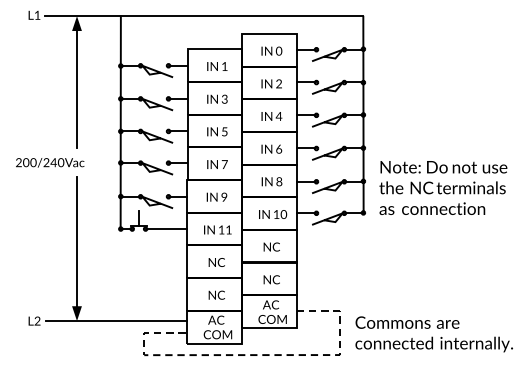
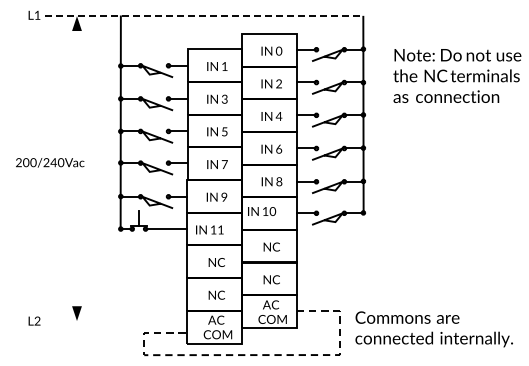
line: solid -> dashed (204, 16)
line: present -> none (77, 88)
text position: (443, 187) -> (457, 75) (457, 75)
text position: (273, 214) -> (262, 211) (262, 211)
text position: (217, 229) -> (209, 229) (209, 229)
line: present -> none (77, 242)
line: present -> none (116, 321)
text position: (433, 334) -> (433, 329) (433, 329)
